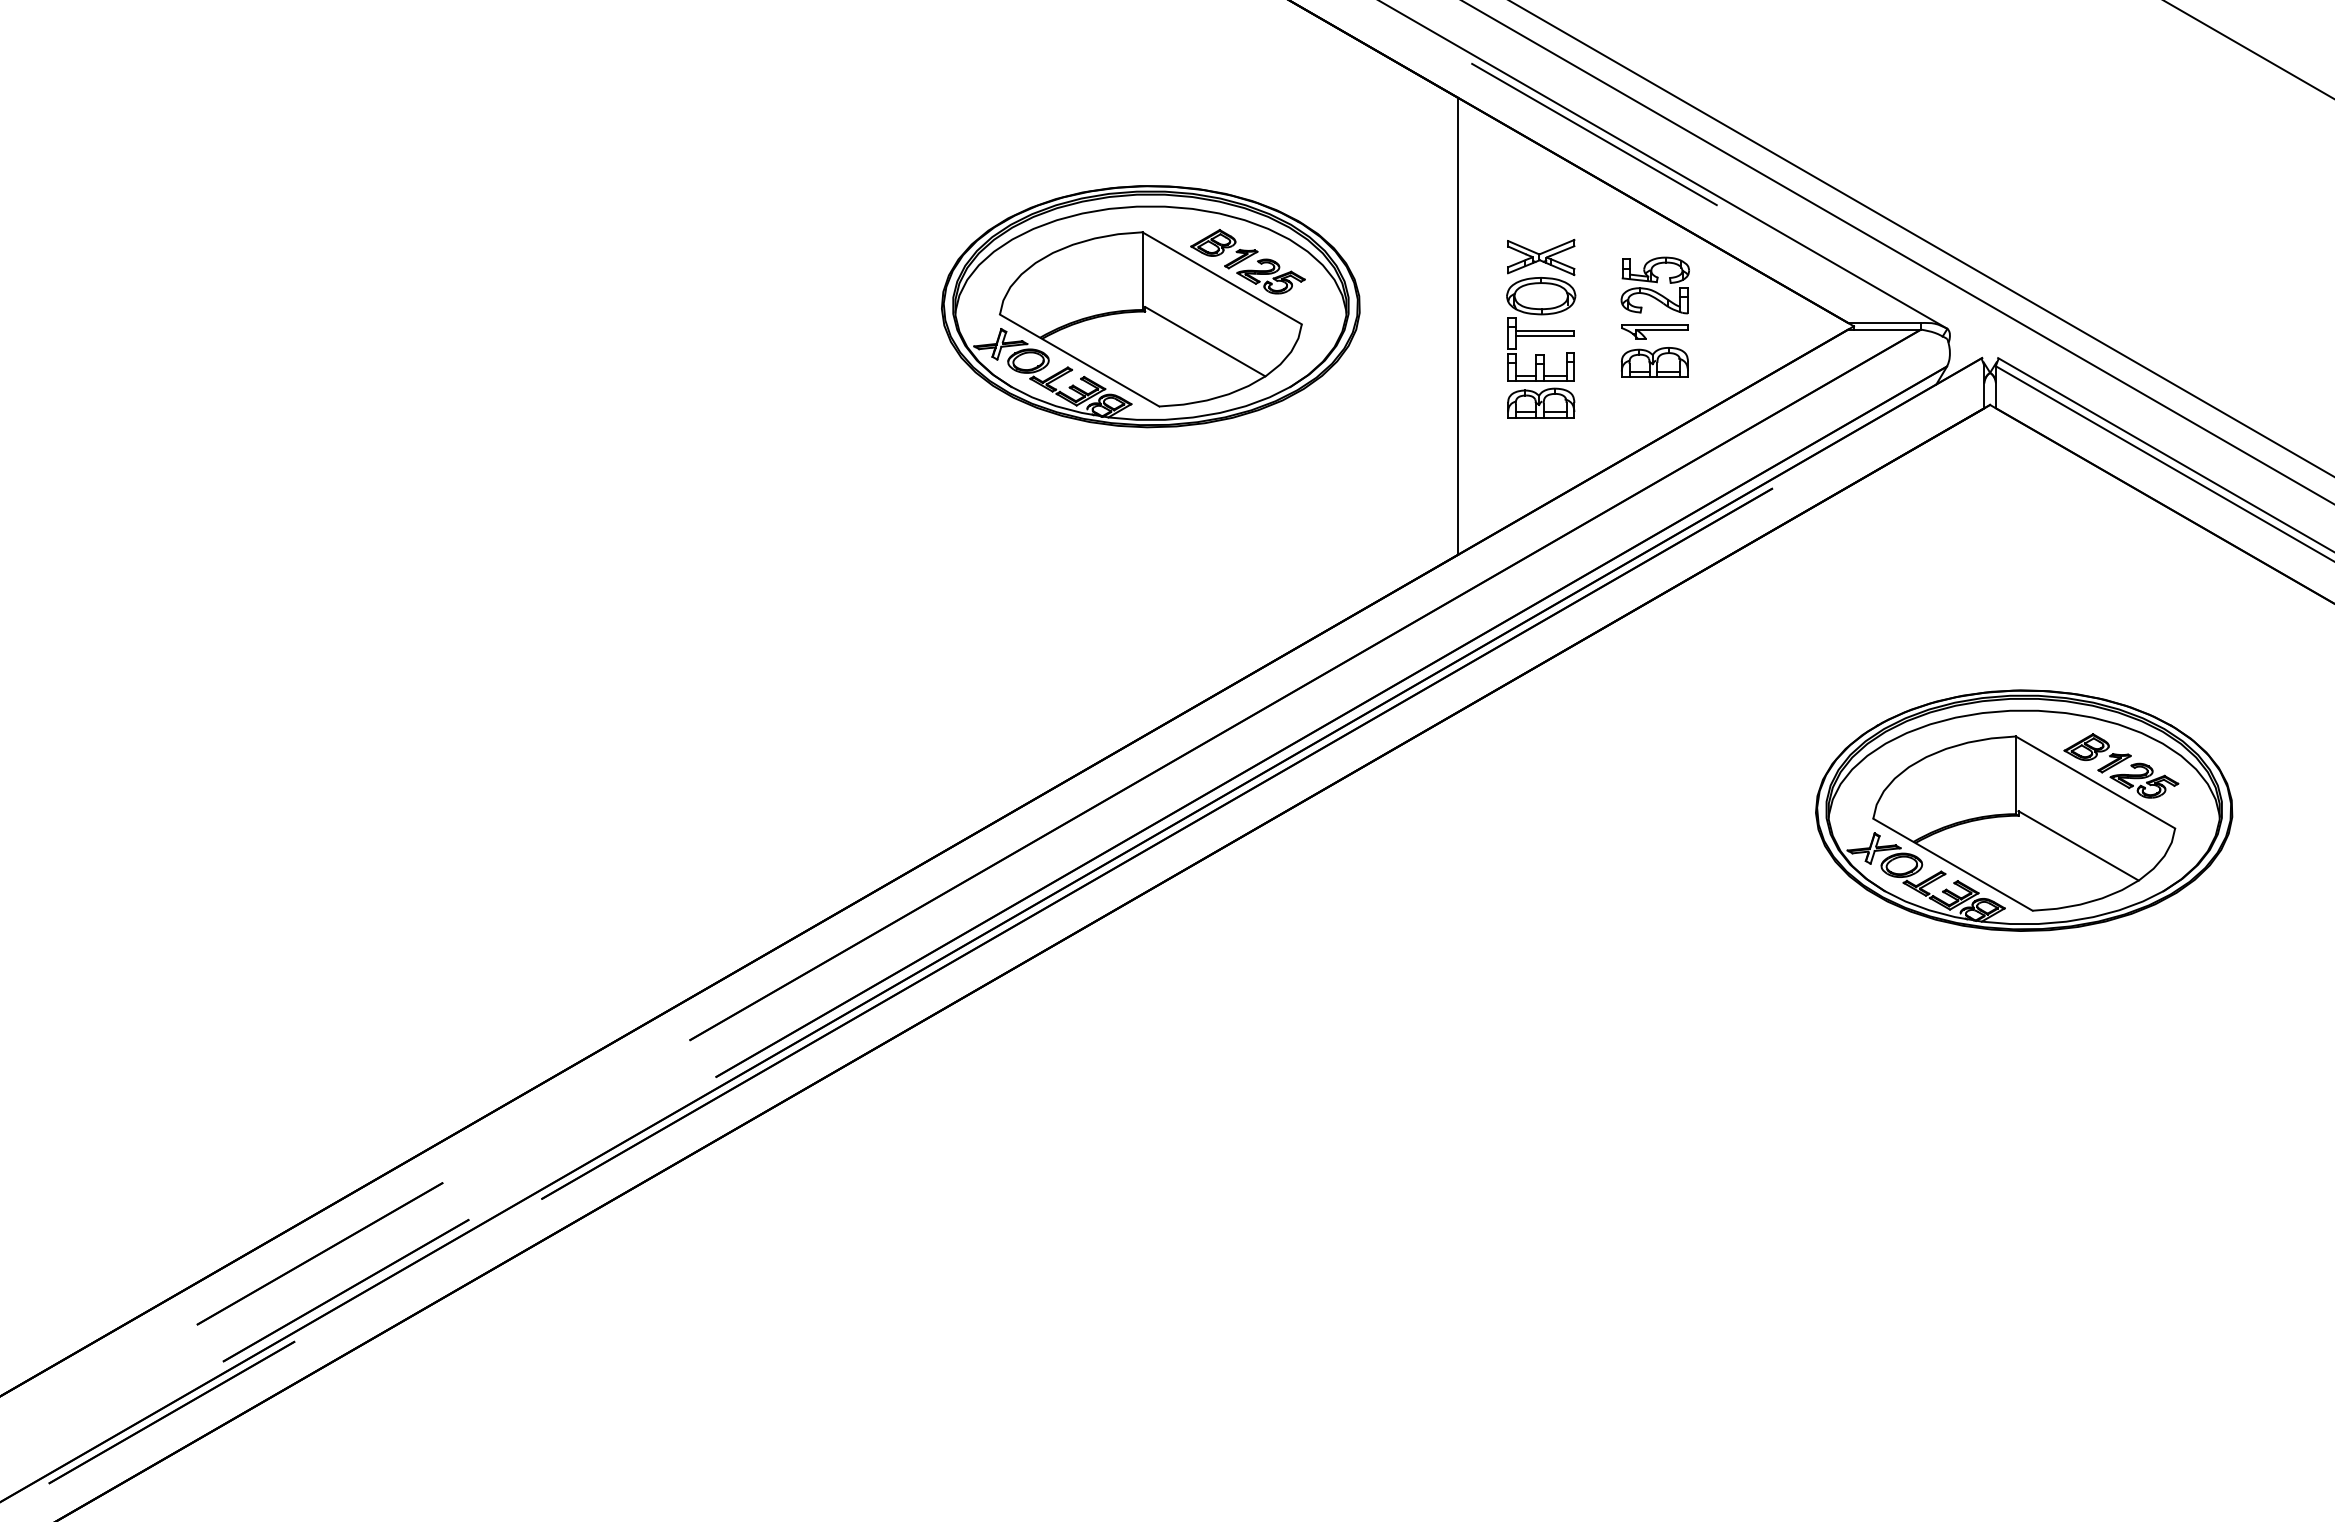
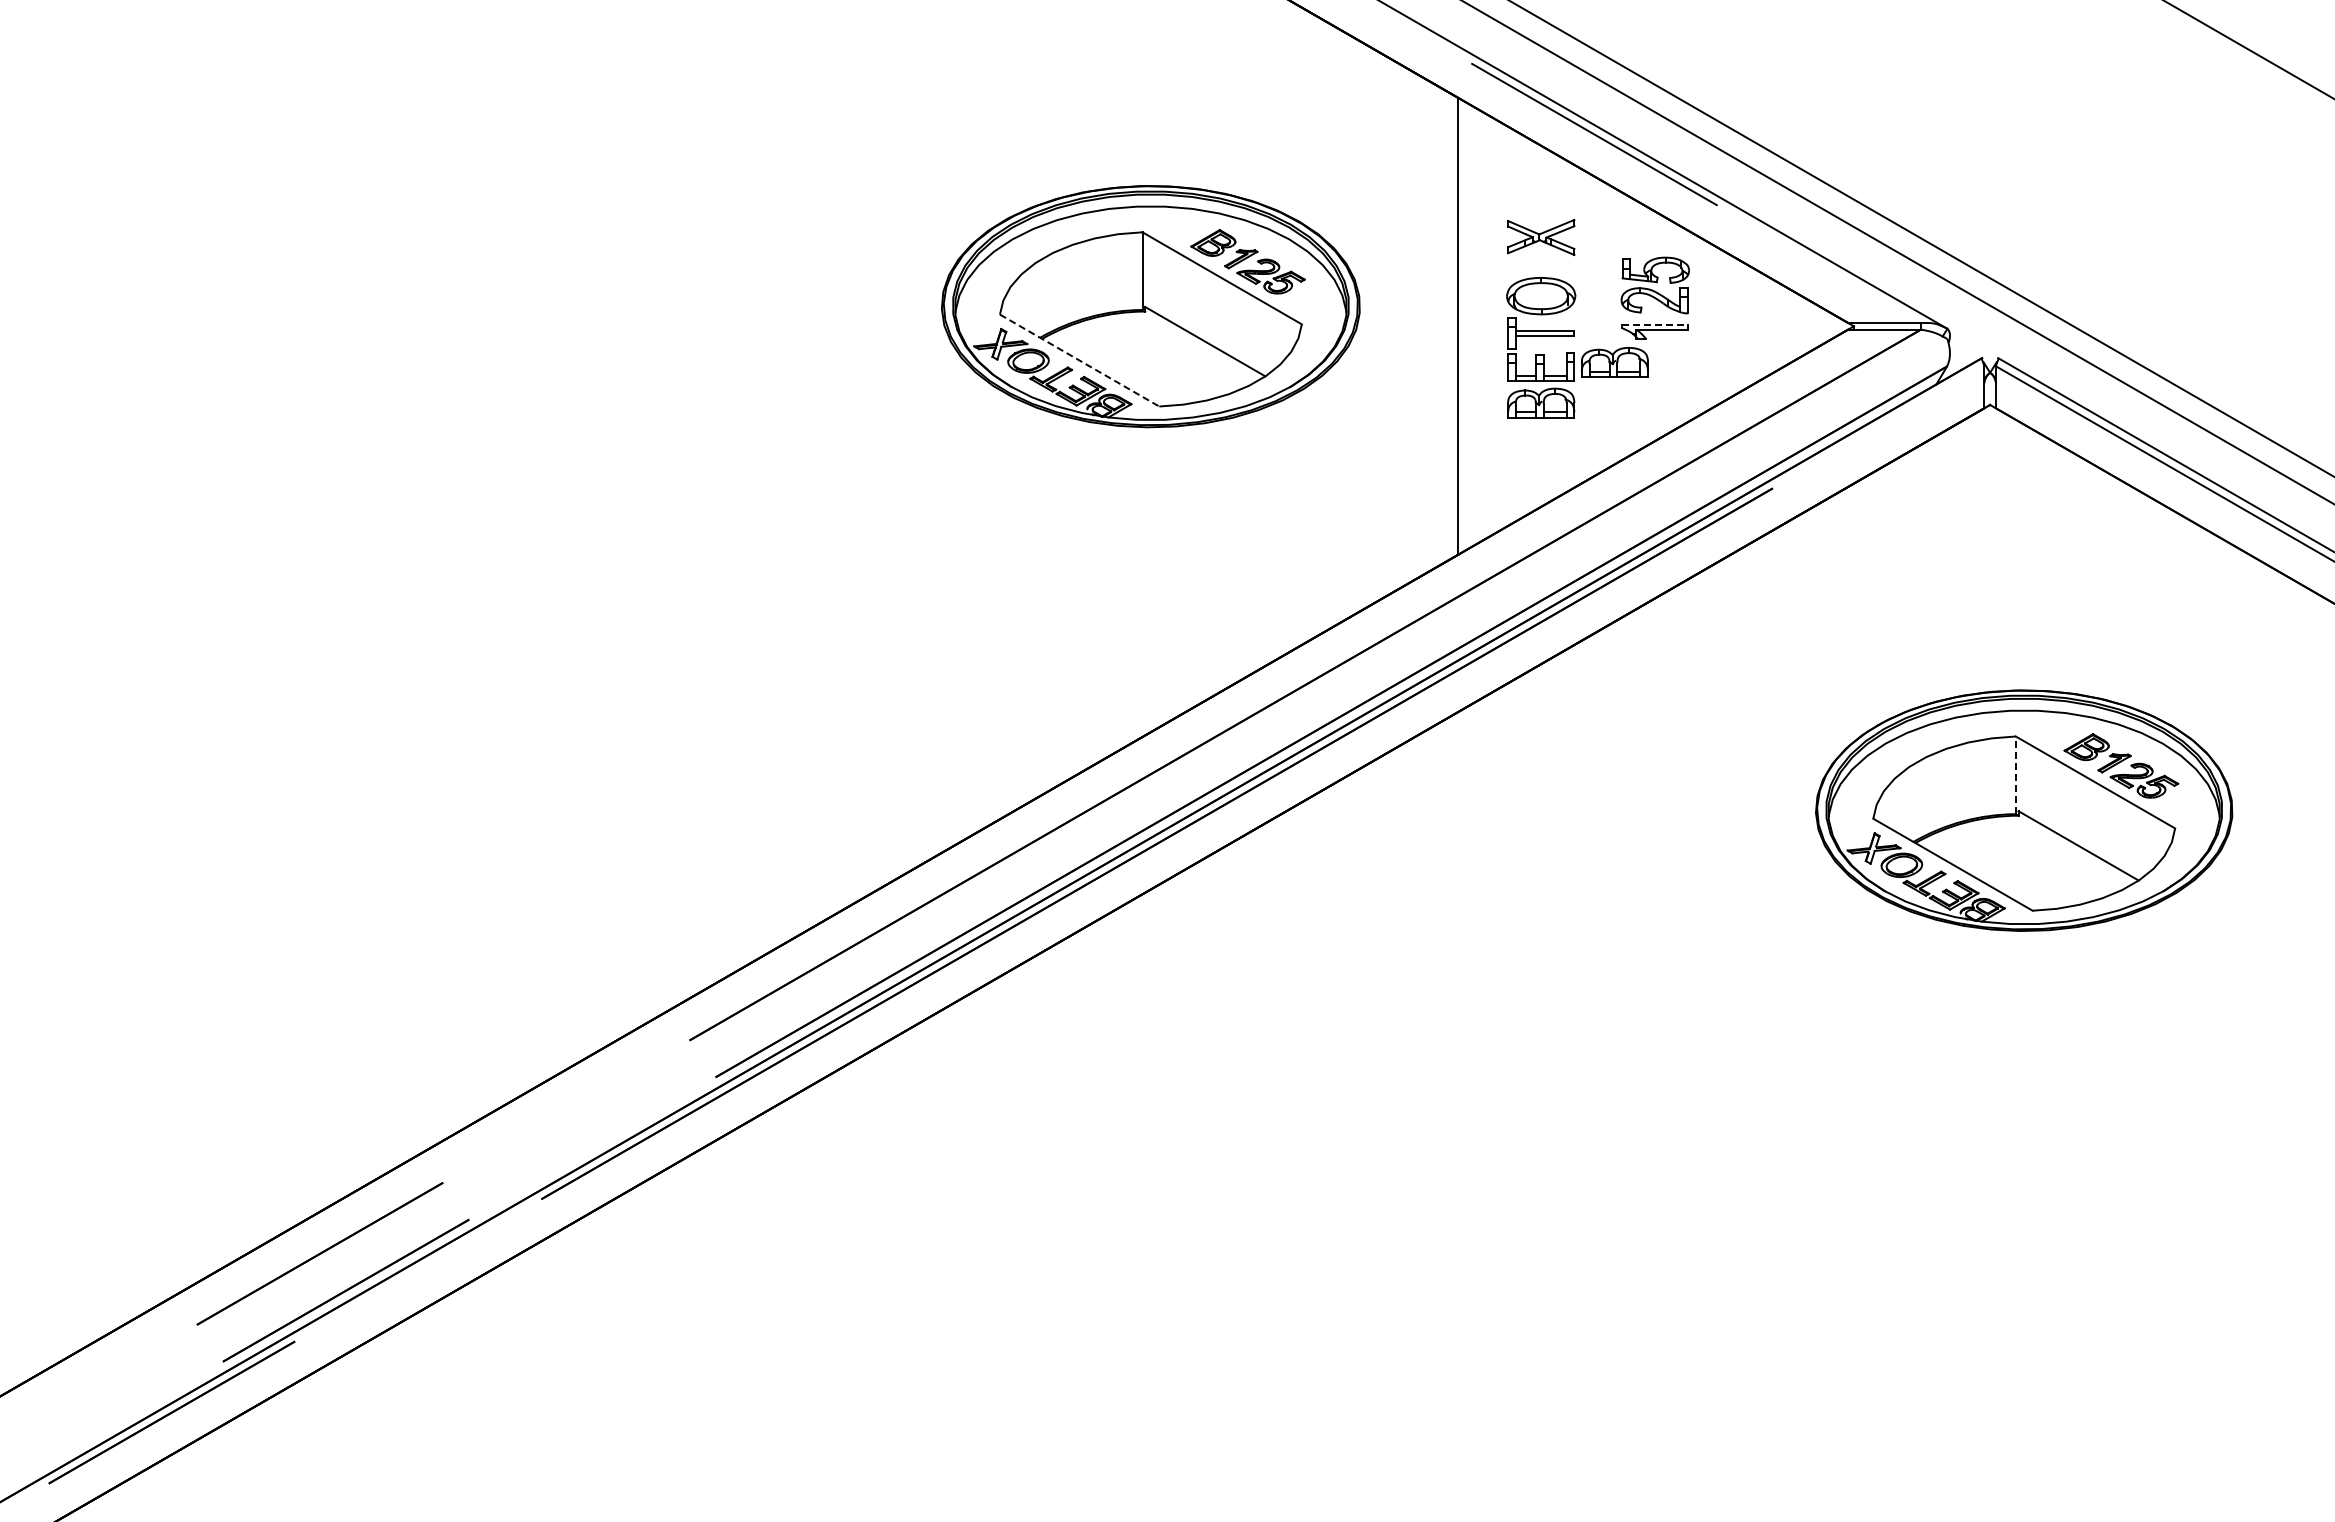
part position: (1541, 256) -> (1541, 236) (1541, 236)
line: solid -> dashed (1655, 324)
line: solid -> dashed (1079, 360)
part position: (1654, 362) -> (1614, 362) (1614, 362)
line: solid -> dashed (2015, 775)
